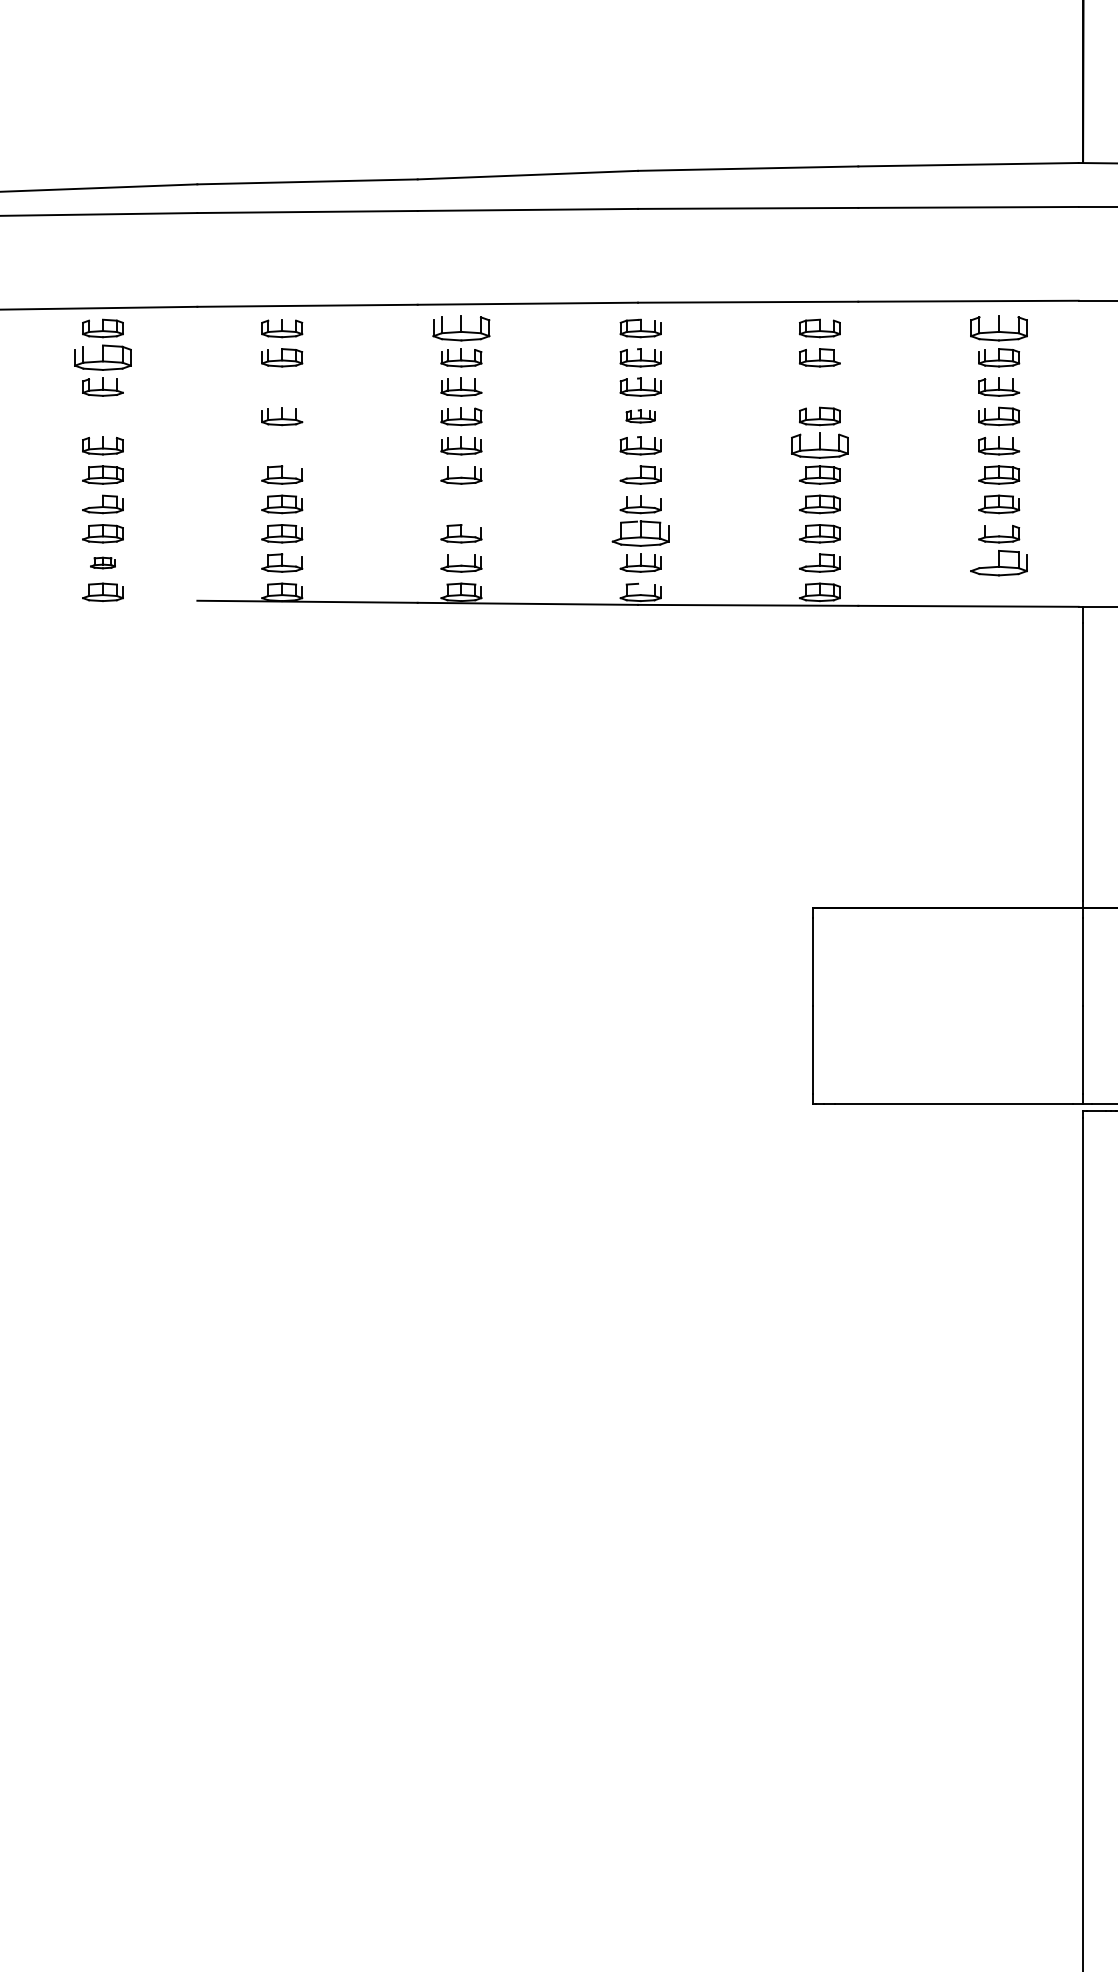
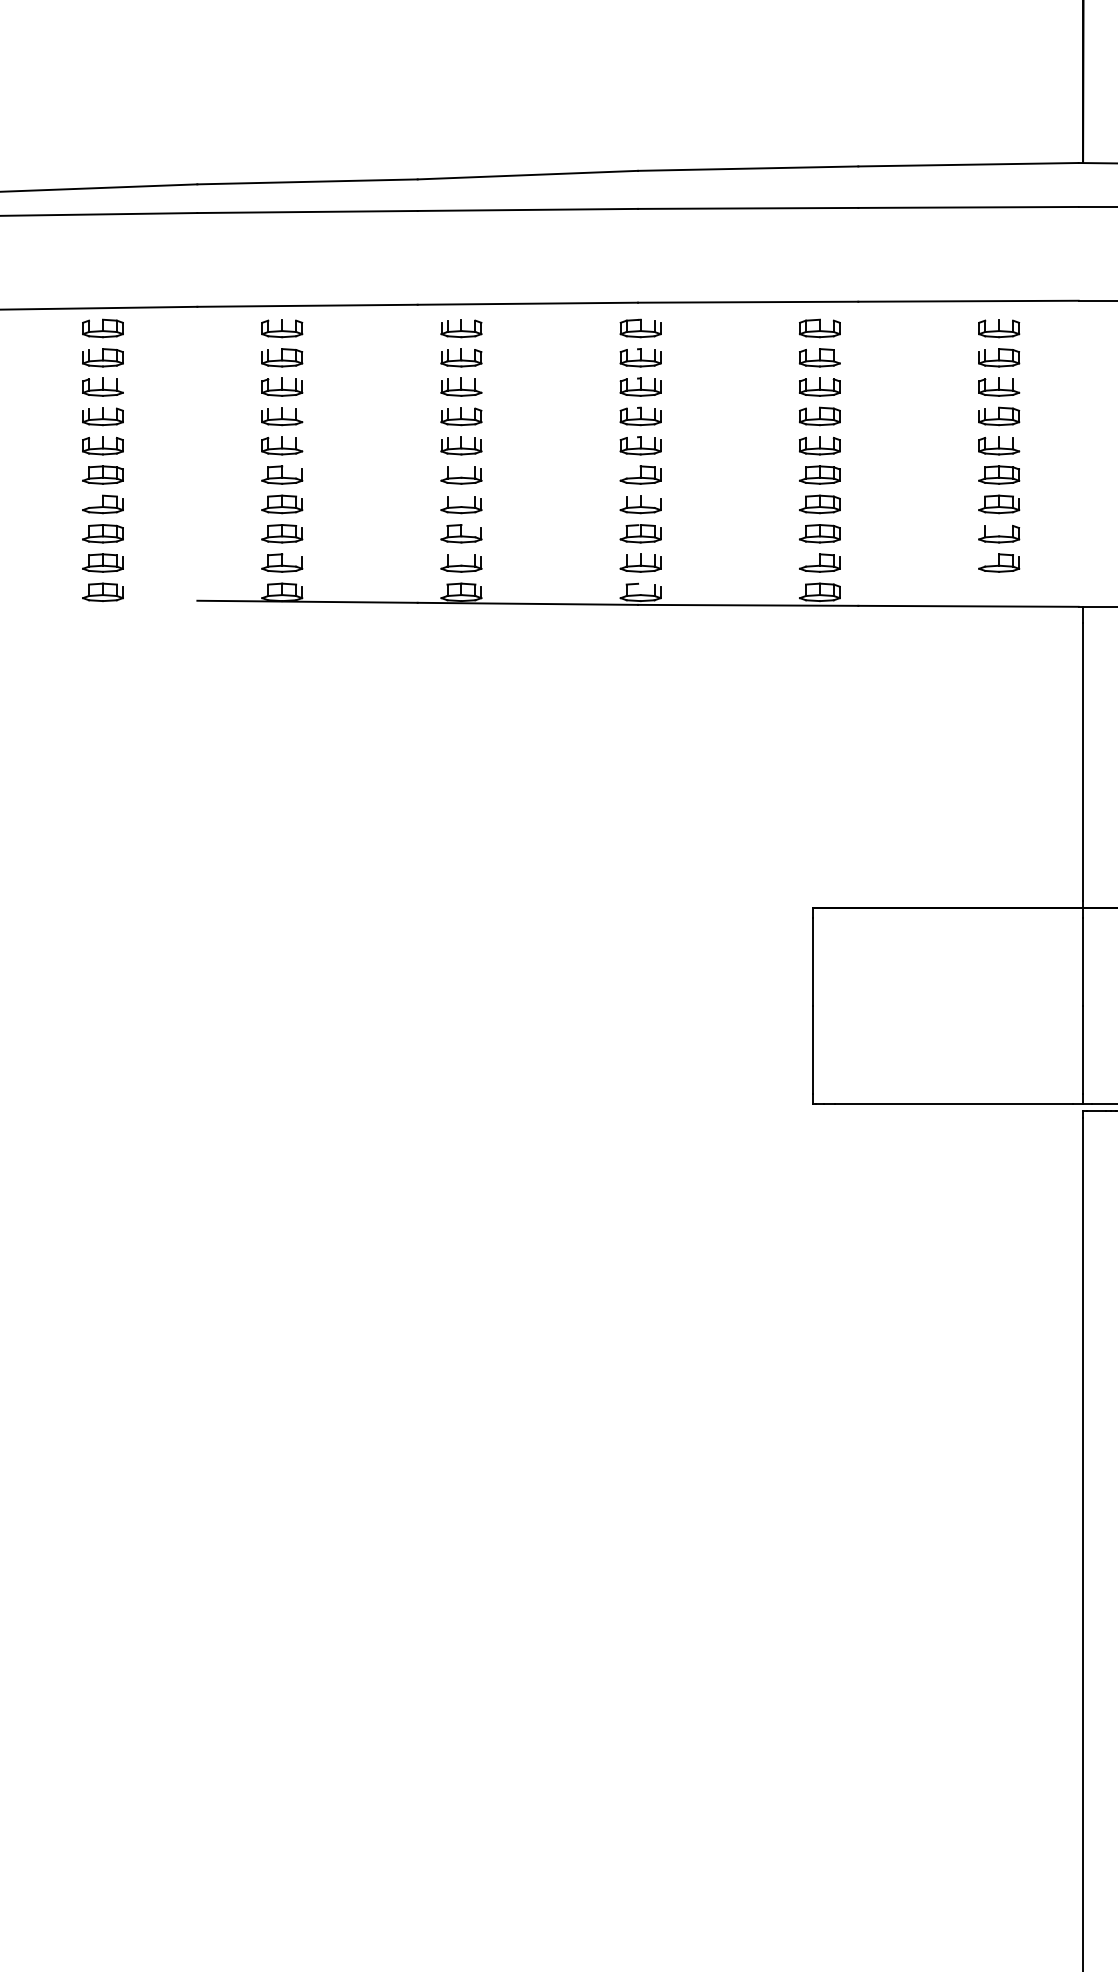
part size: 59x27 px -> 43x20 px (461, 328)
part size: 58x27 px -> 43x20 px (999, 328)
part size: 58x27 px -> 42x20 px (102, 357)
part: none -> present (282, 386)
part: none -> present (819, 386)
part: none -> present (102, 416)
part size: 31x15 px -> 43x21 px (640, 416)
part: none -> present (282, 445)
part size: 58x27 px -> 42x20 px (819, 445)
part: none -> present (461, 505)
part size: 59x27 px -> 43x20 px (640, 533)
part size: 26x14 px -> 42x20 px (102, 562)
part size: 58x27 px -> 43x20 px (999, 562)
